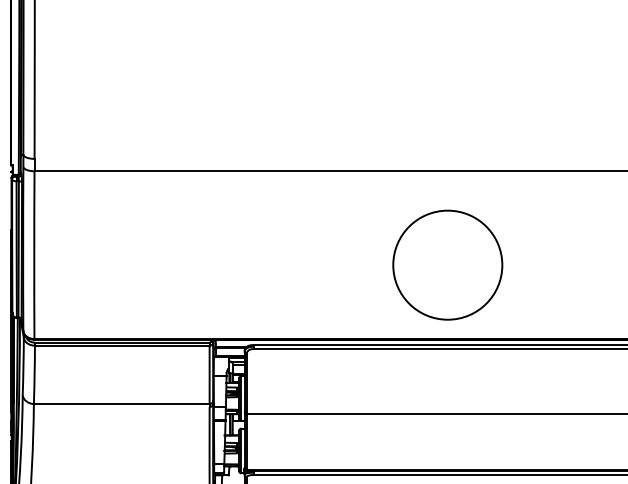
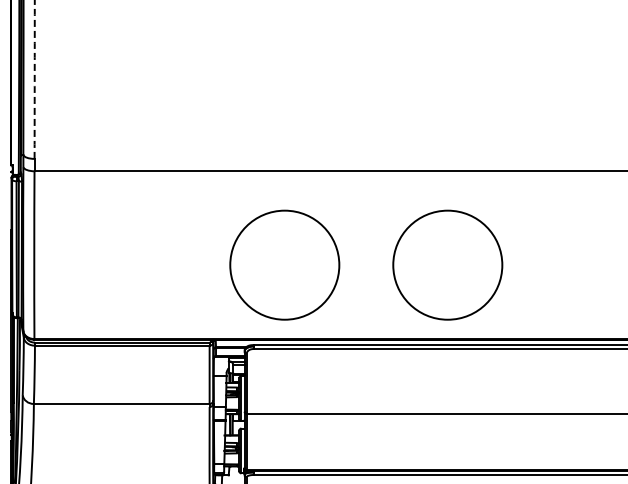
arc: solid -> dashed (34, 79)
circle: none -> present (284, 264)
